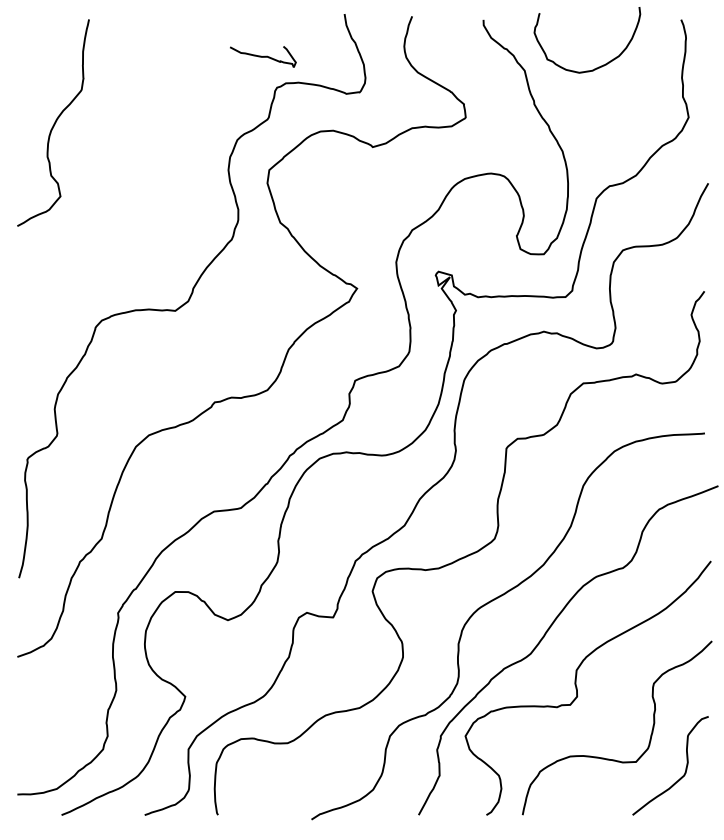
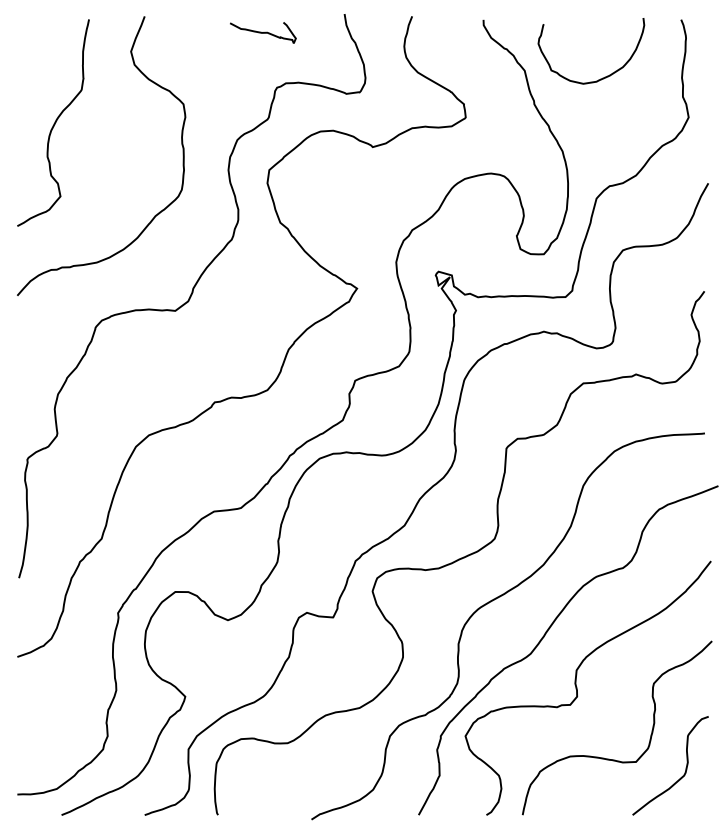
curve position: (263, 56) -> (263, 32) (263, 32)
curve position: (598, 66) -> (602, 77) (602, 77)
curve: none -> present (155, 214)
